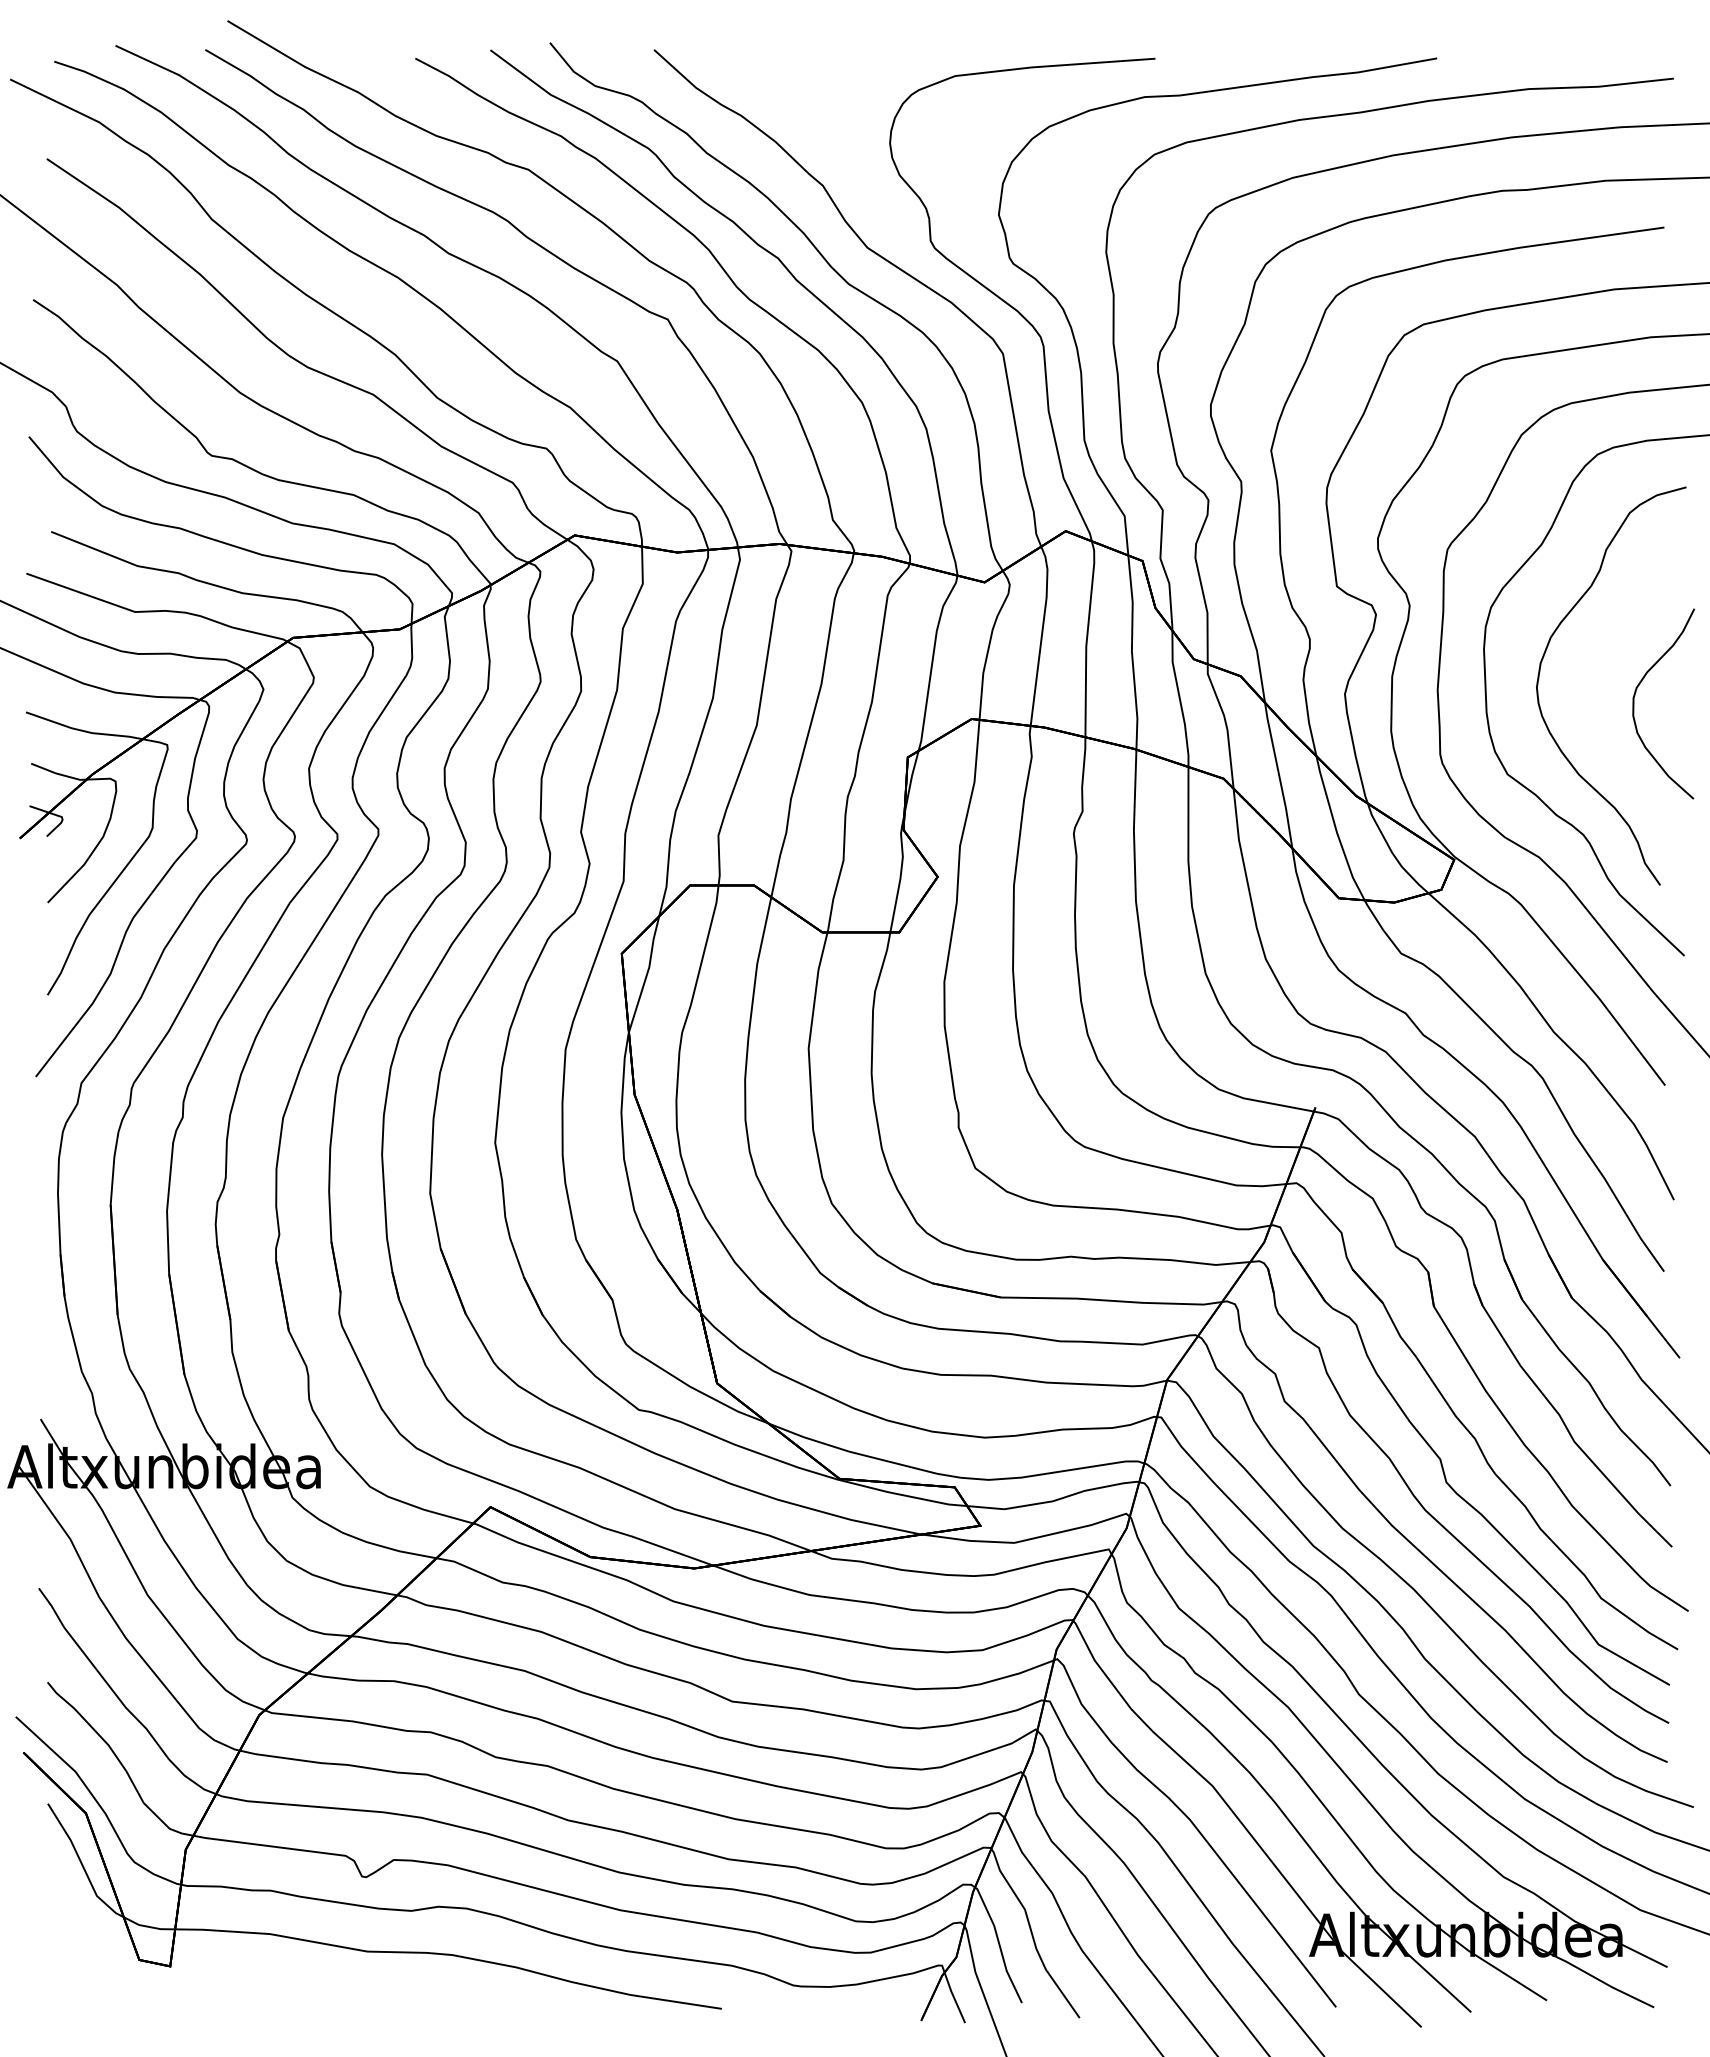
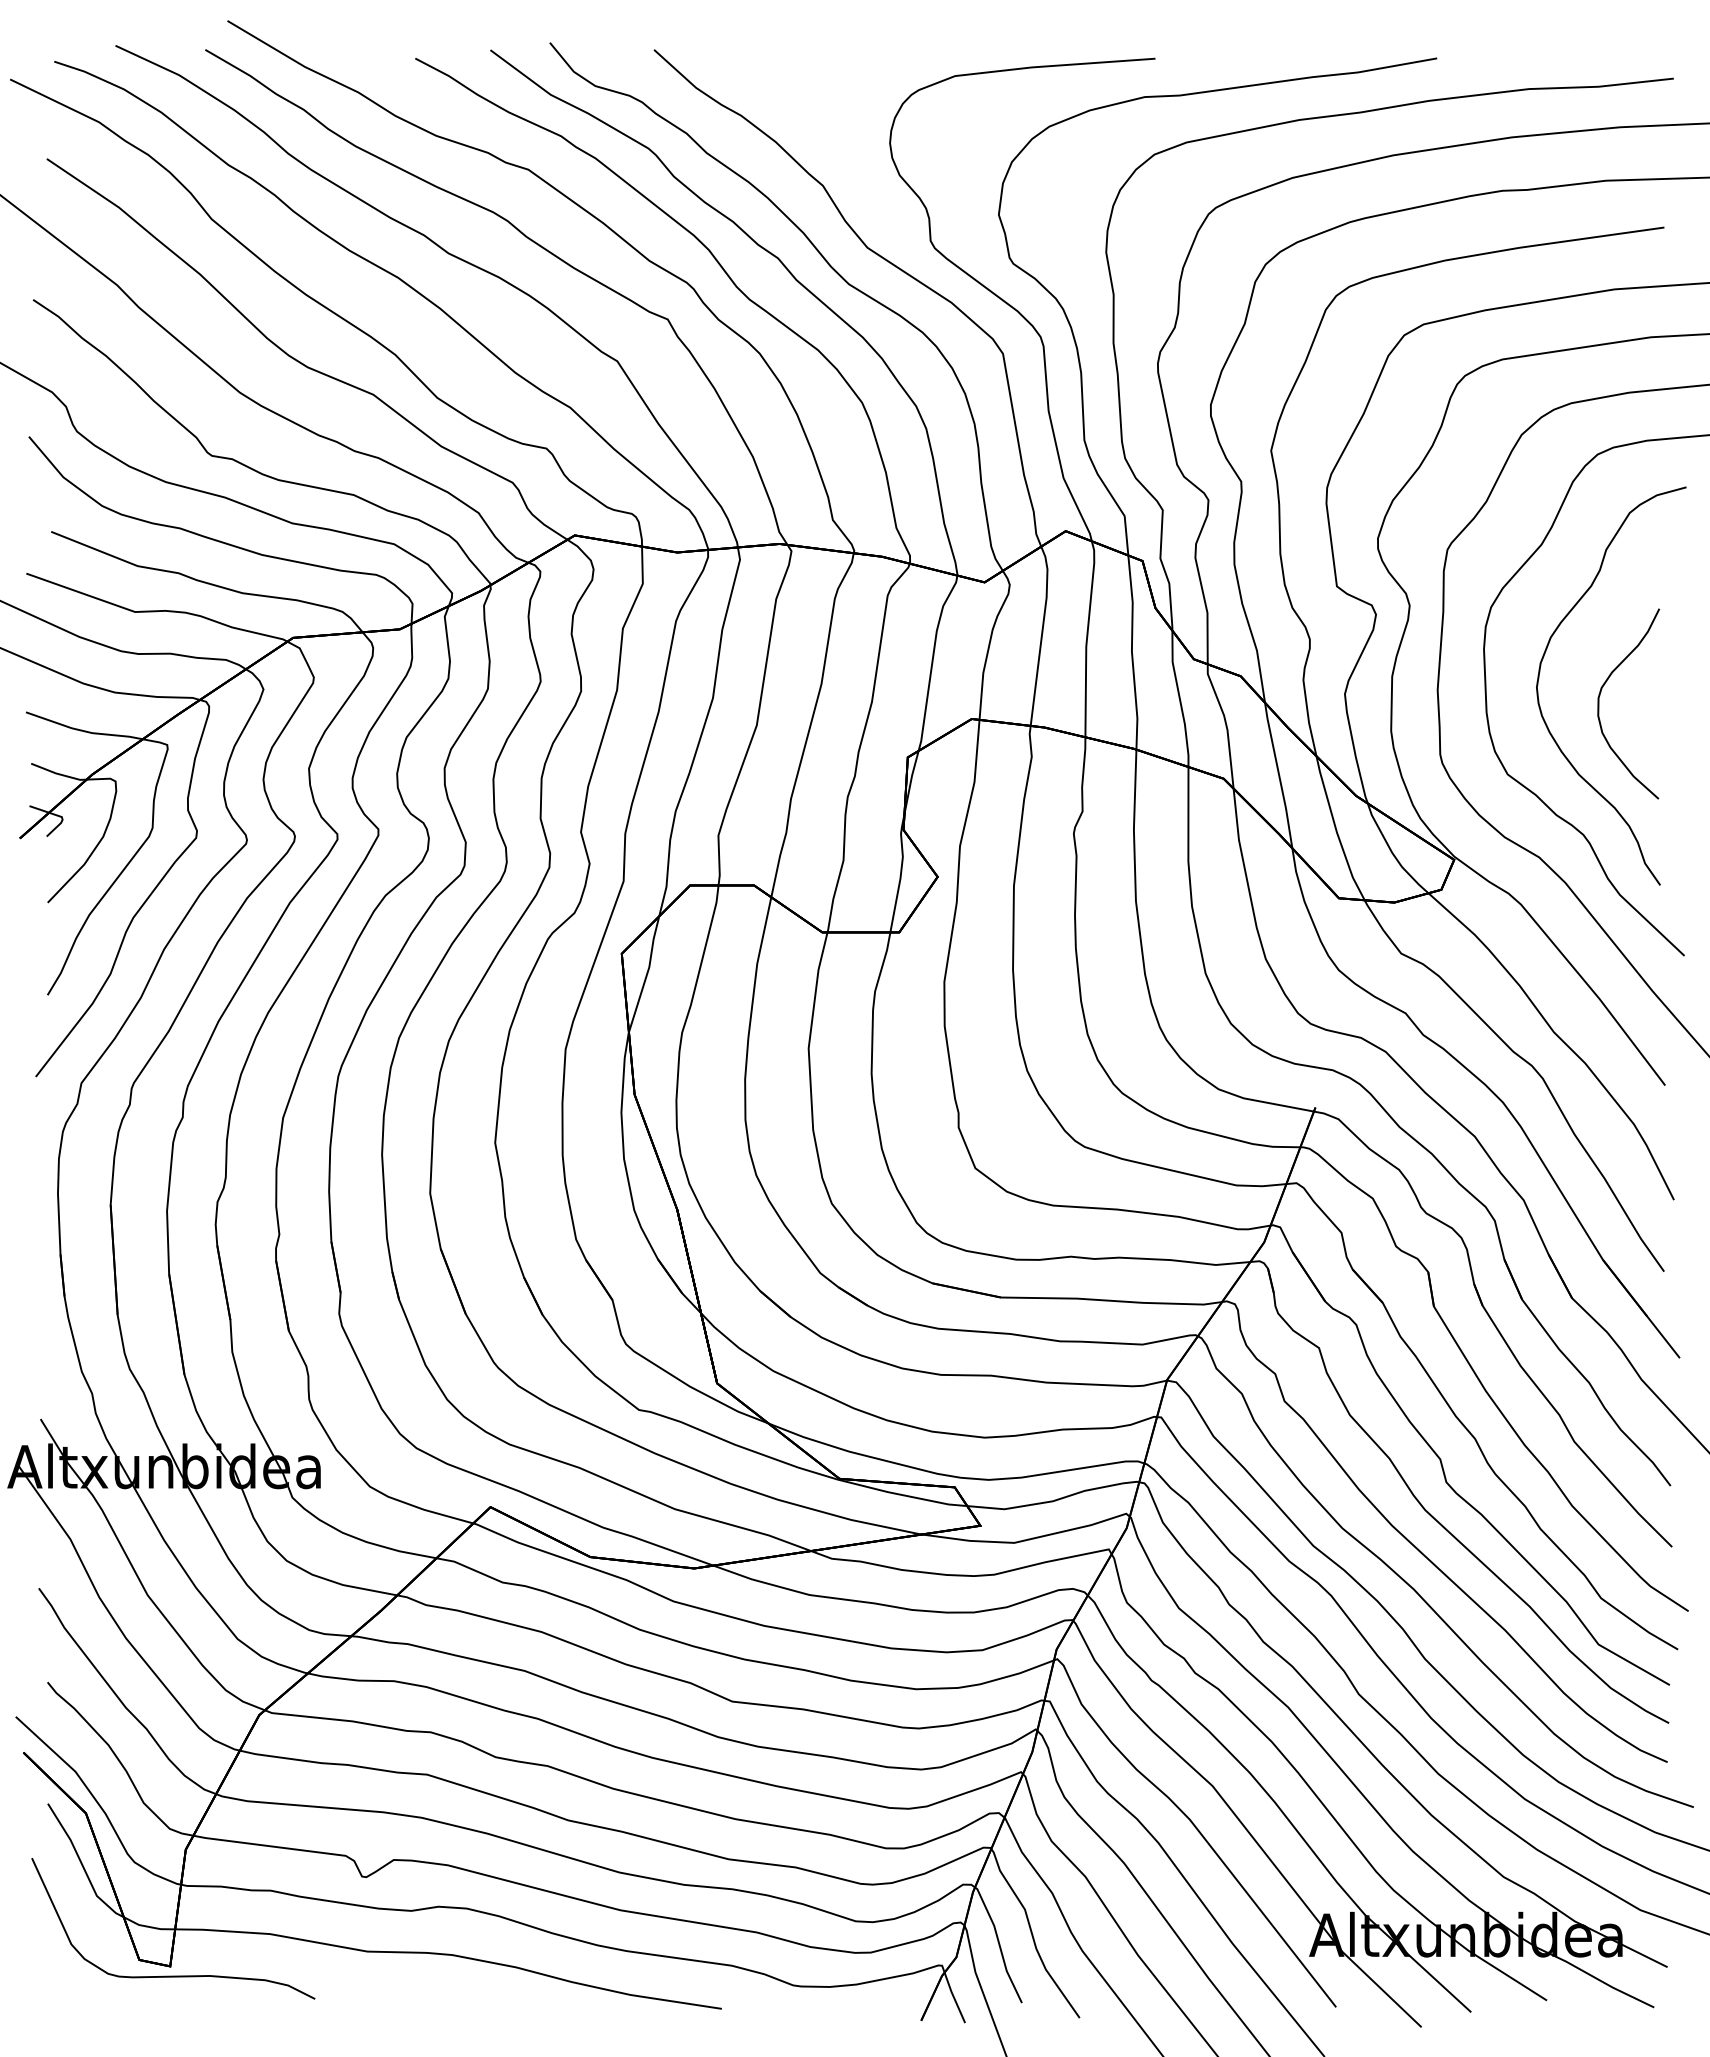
curve position: (1634, 703) -> (1599, 703) (1599, 703)
curve: none -> present (173, 1975)
